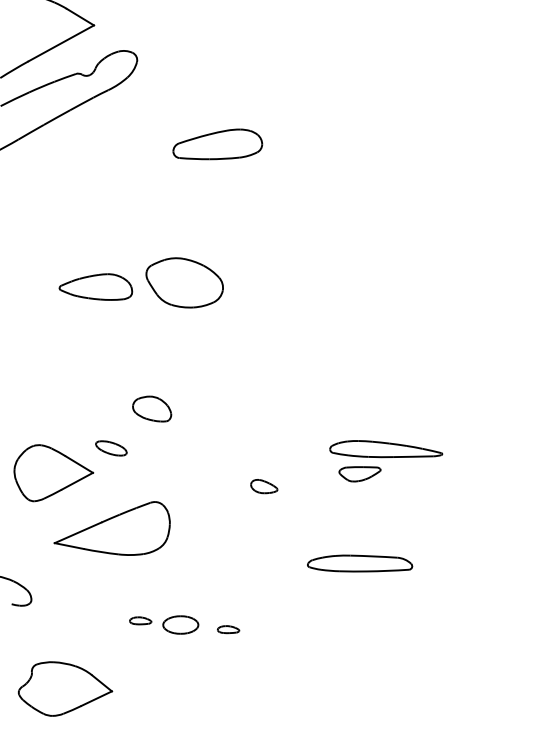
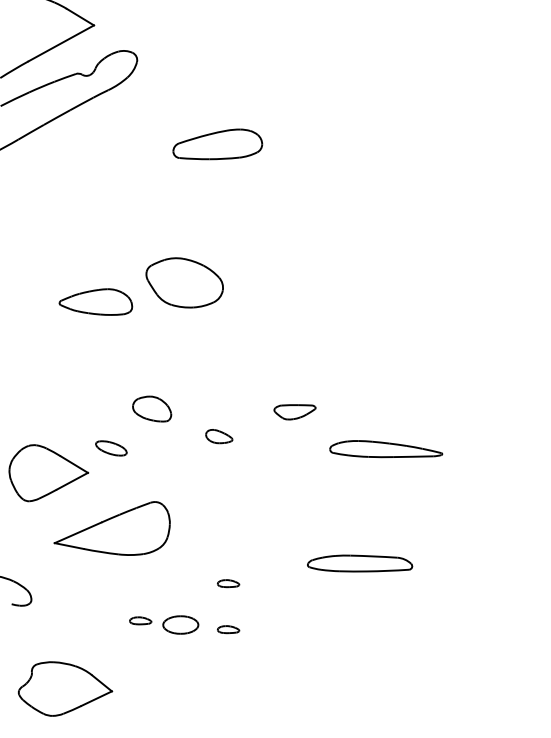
part position: (95, 286) -> (95, 301) (95, 301)
part position: (53, 473) -> (48, 473) (48, 473)
part position: (359, 474) -> (294, 412) (294, 412)
part position: (264, 486) -> (219, 436) (219, 436)
part: none -> present (228, 583)
